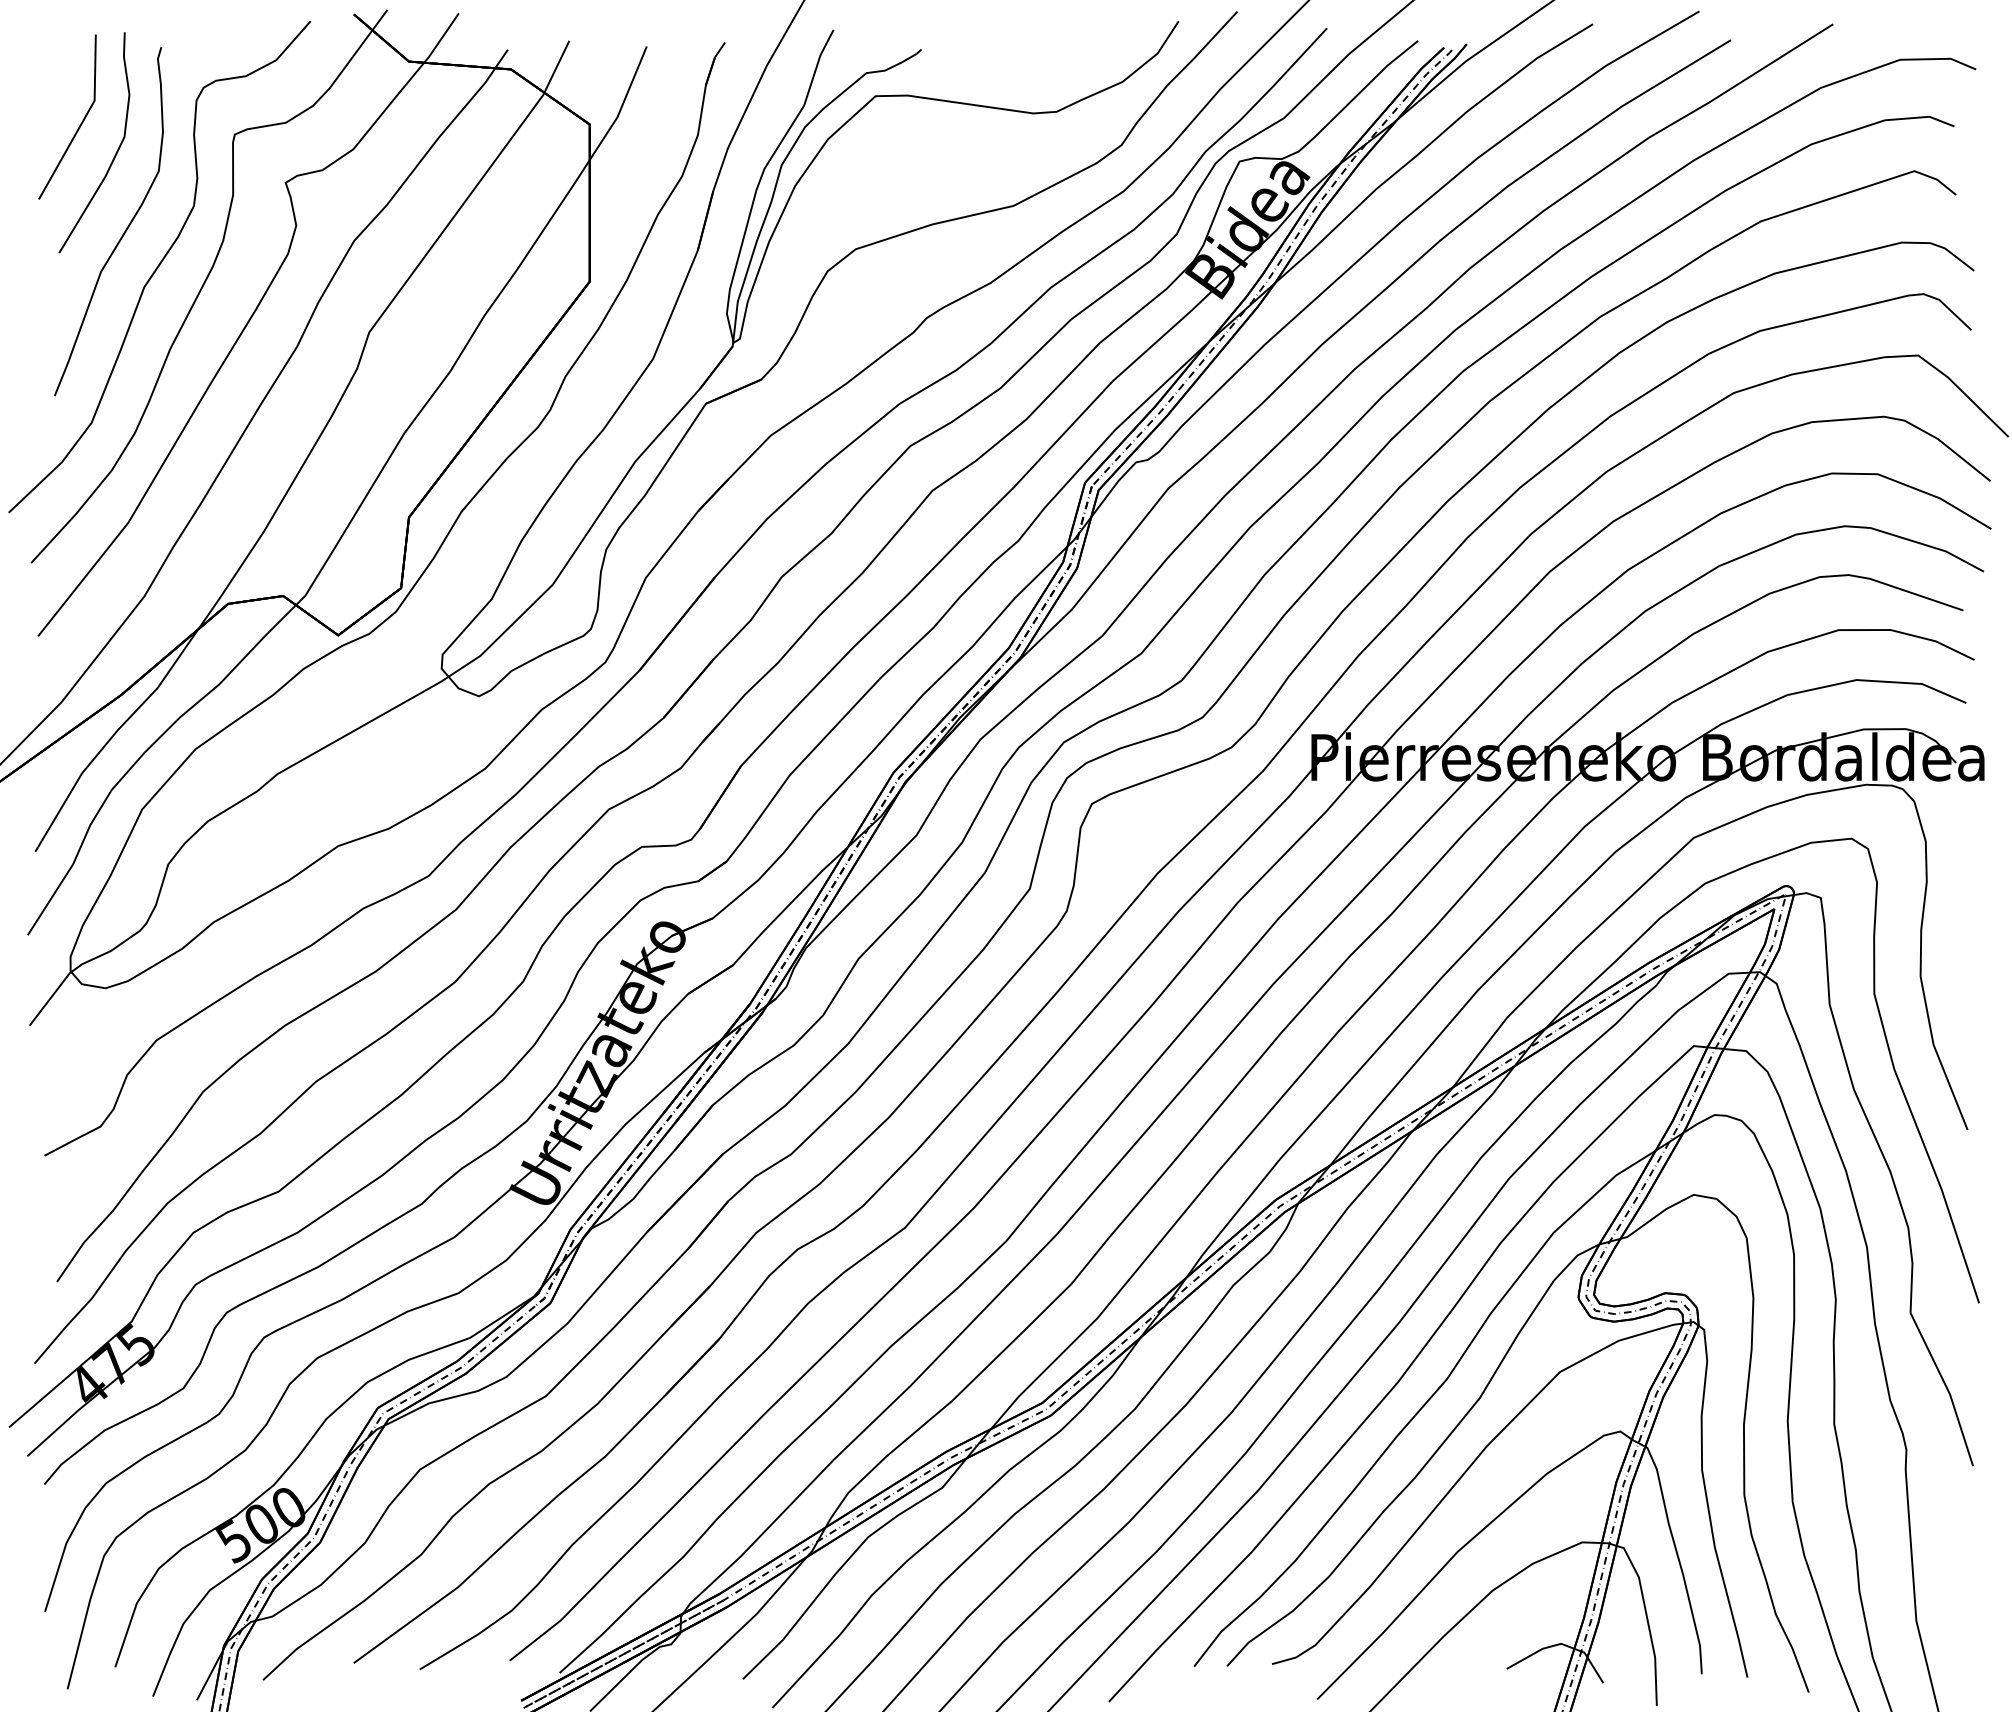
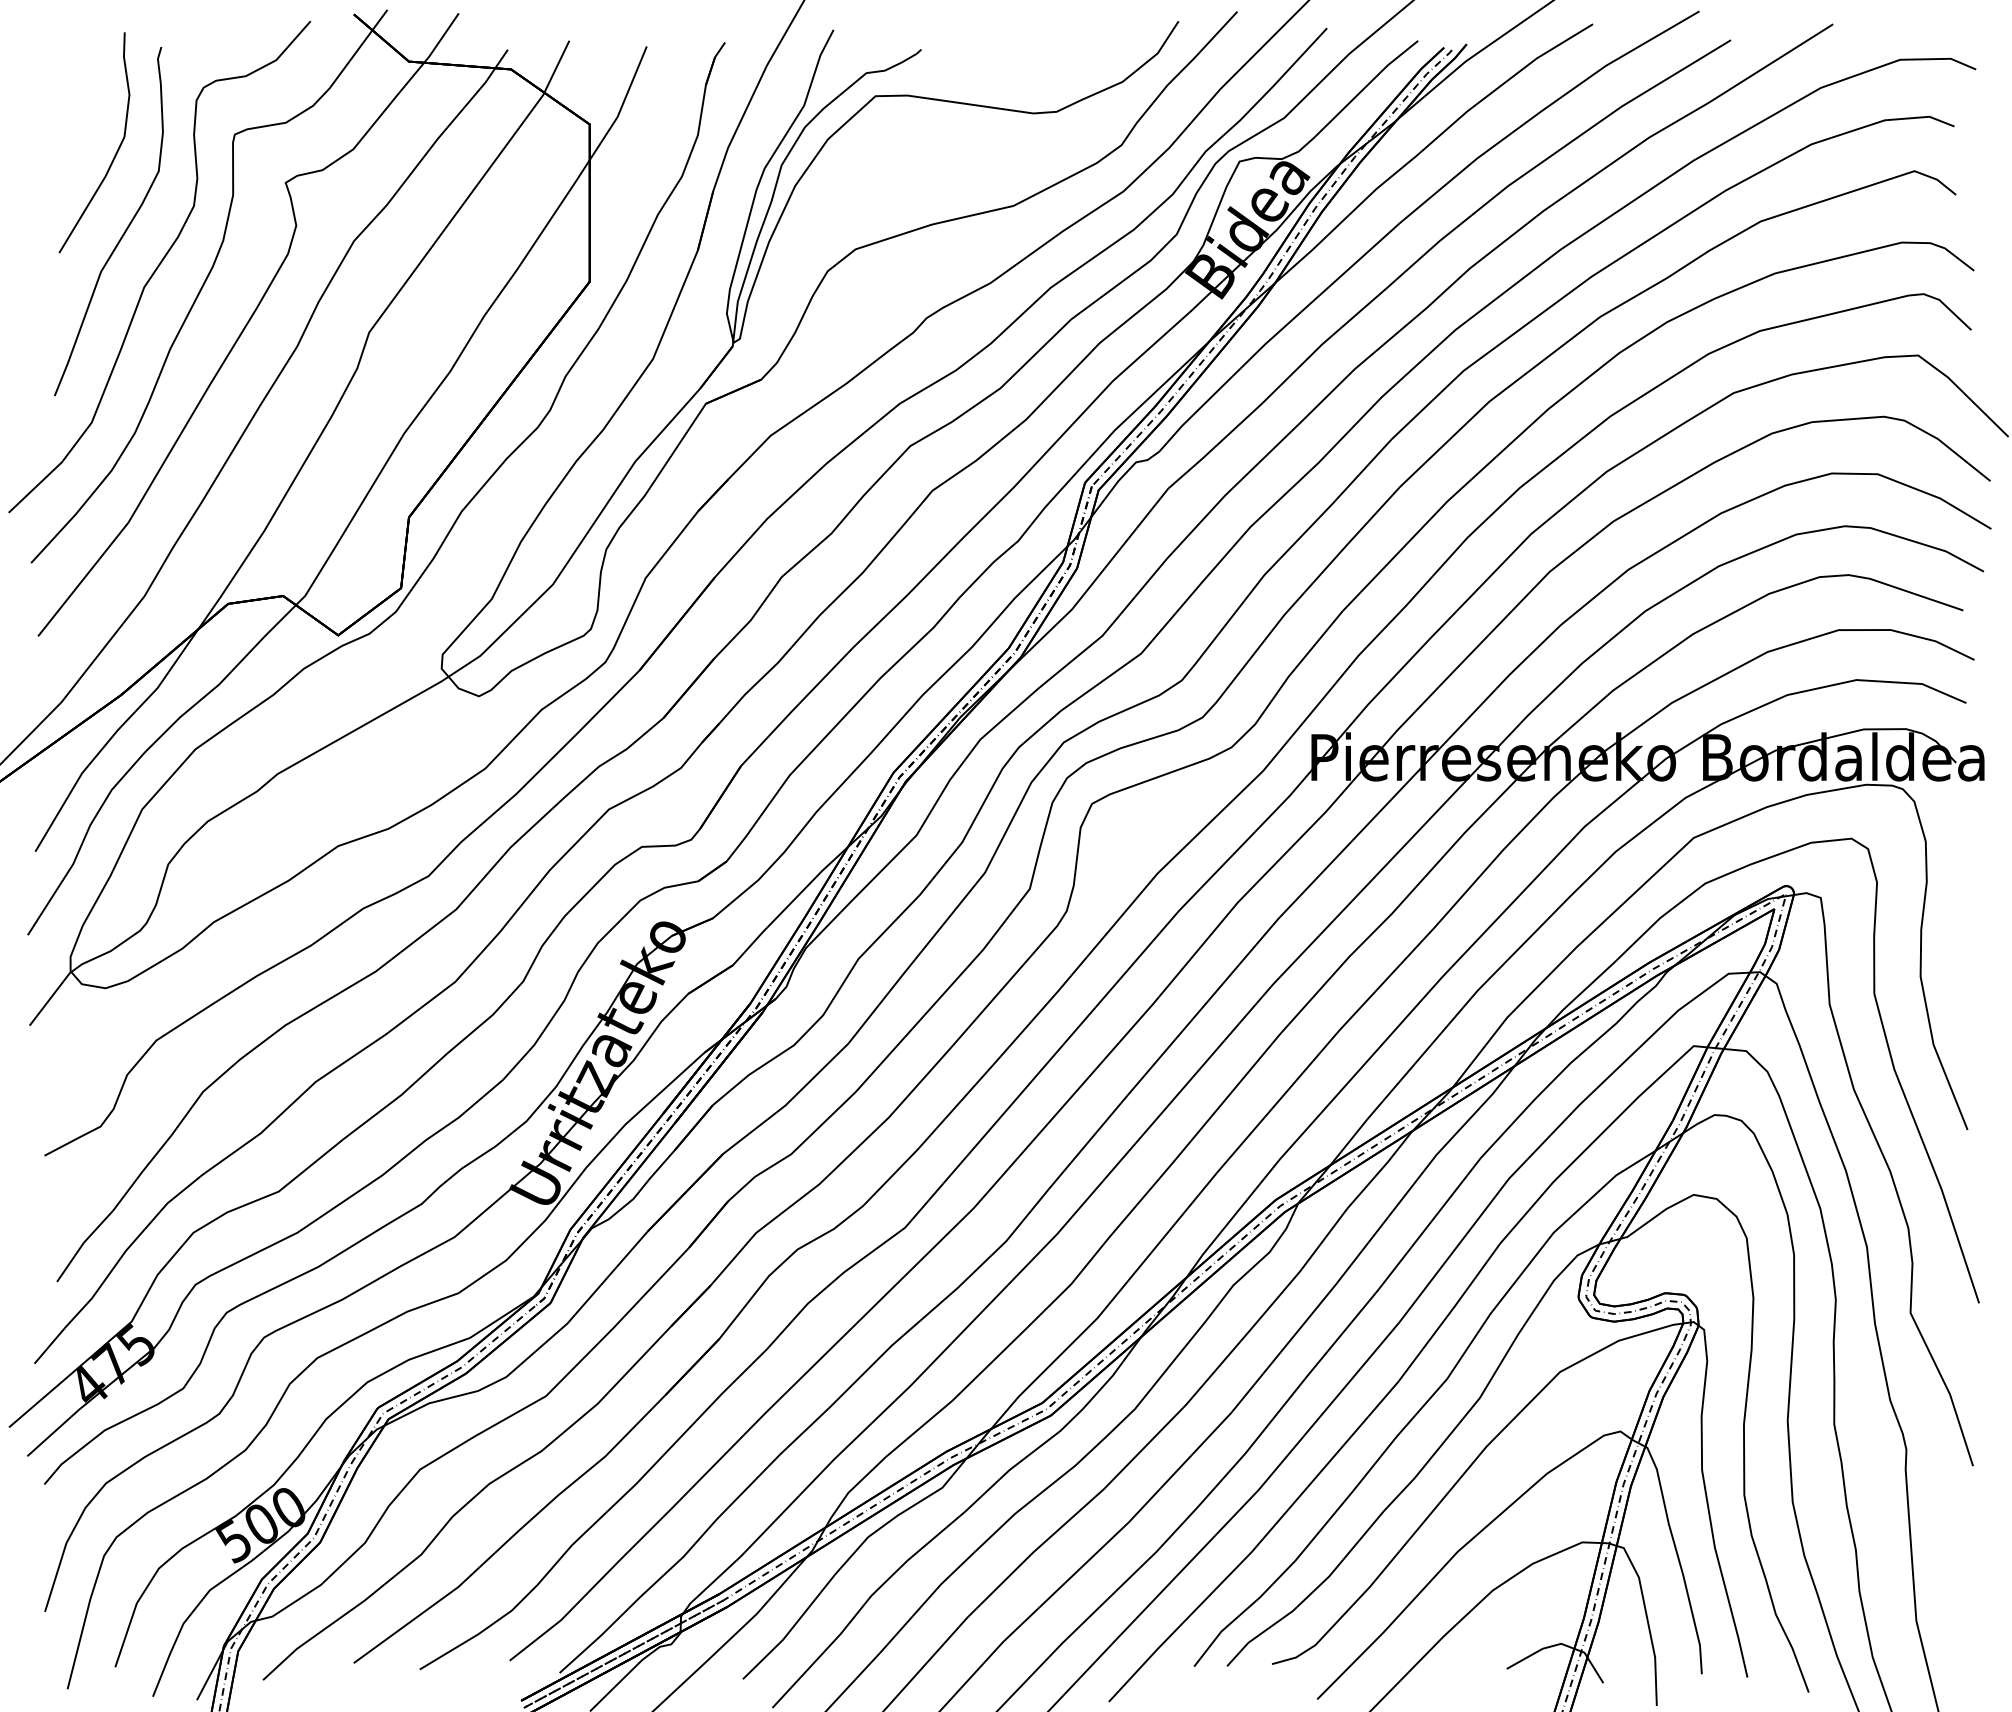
line: present -> none (80, 123)
